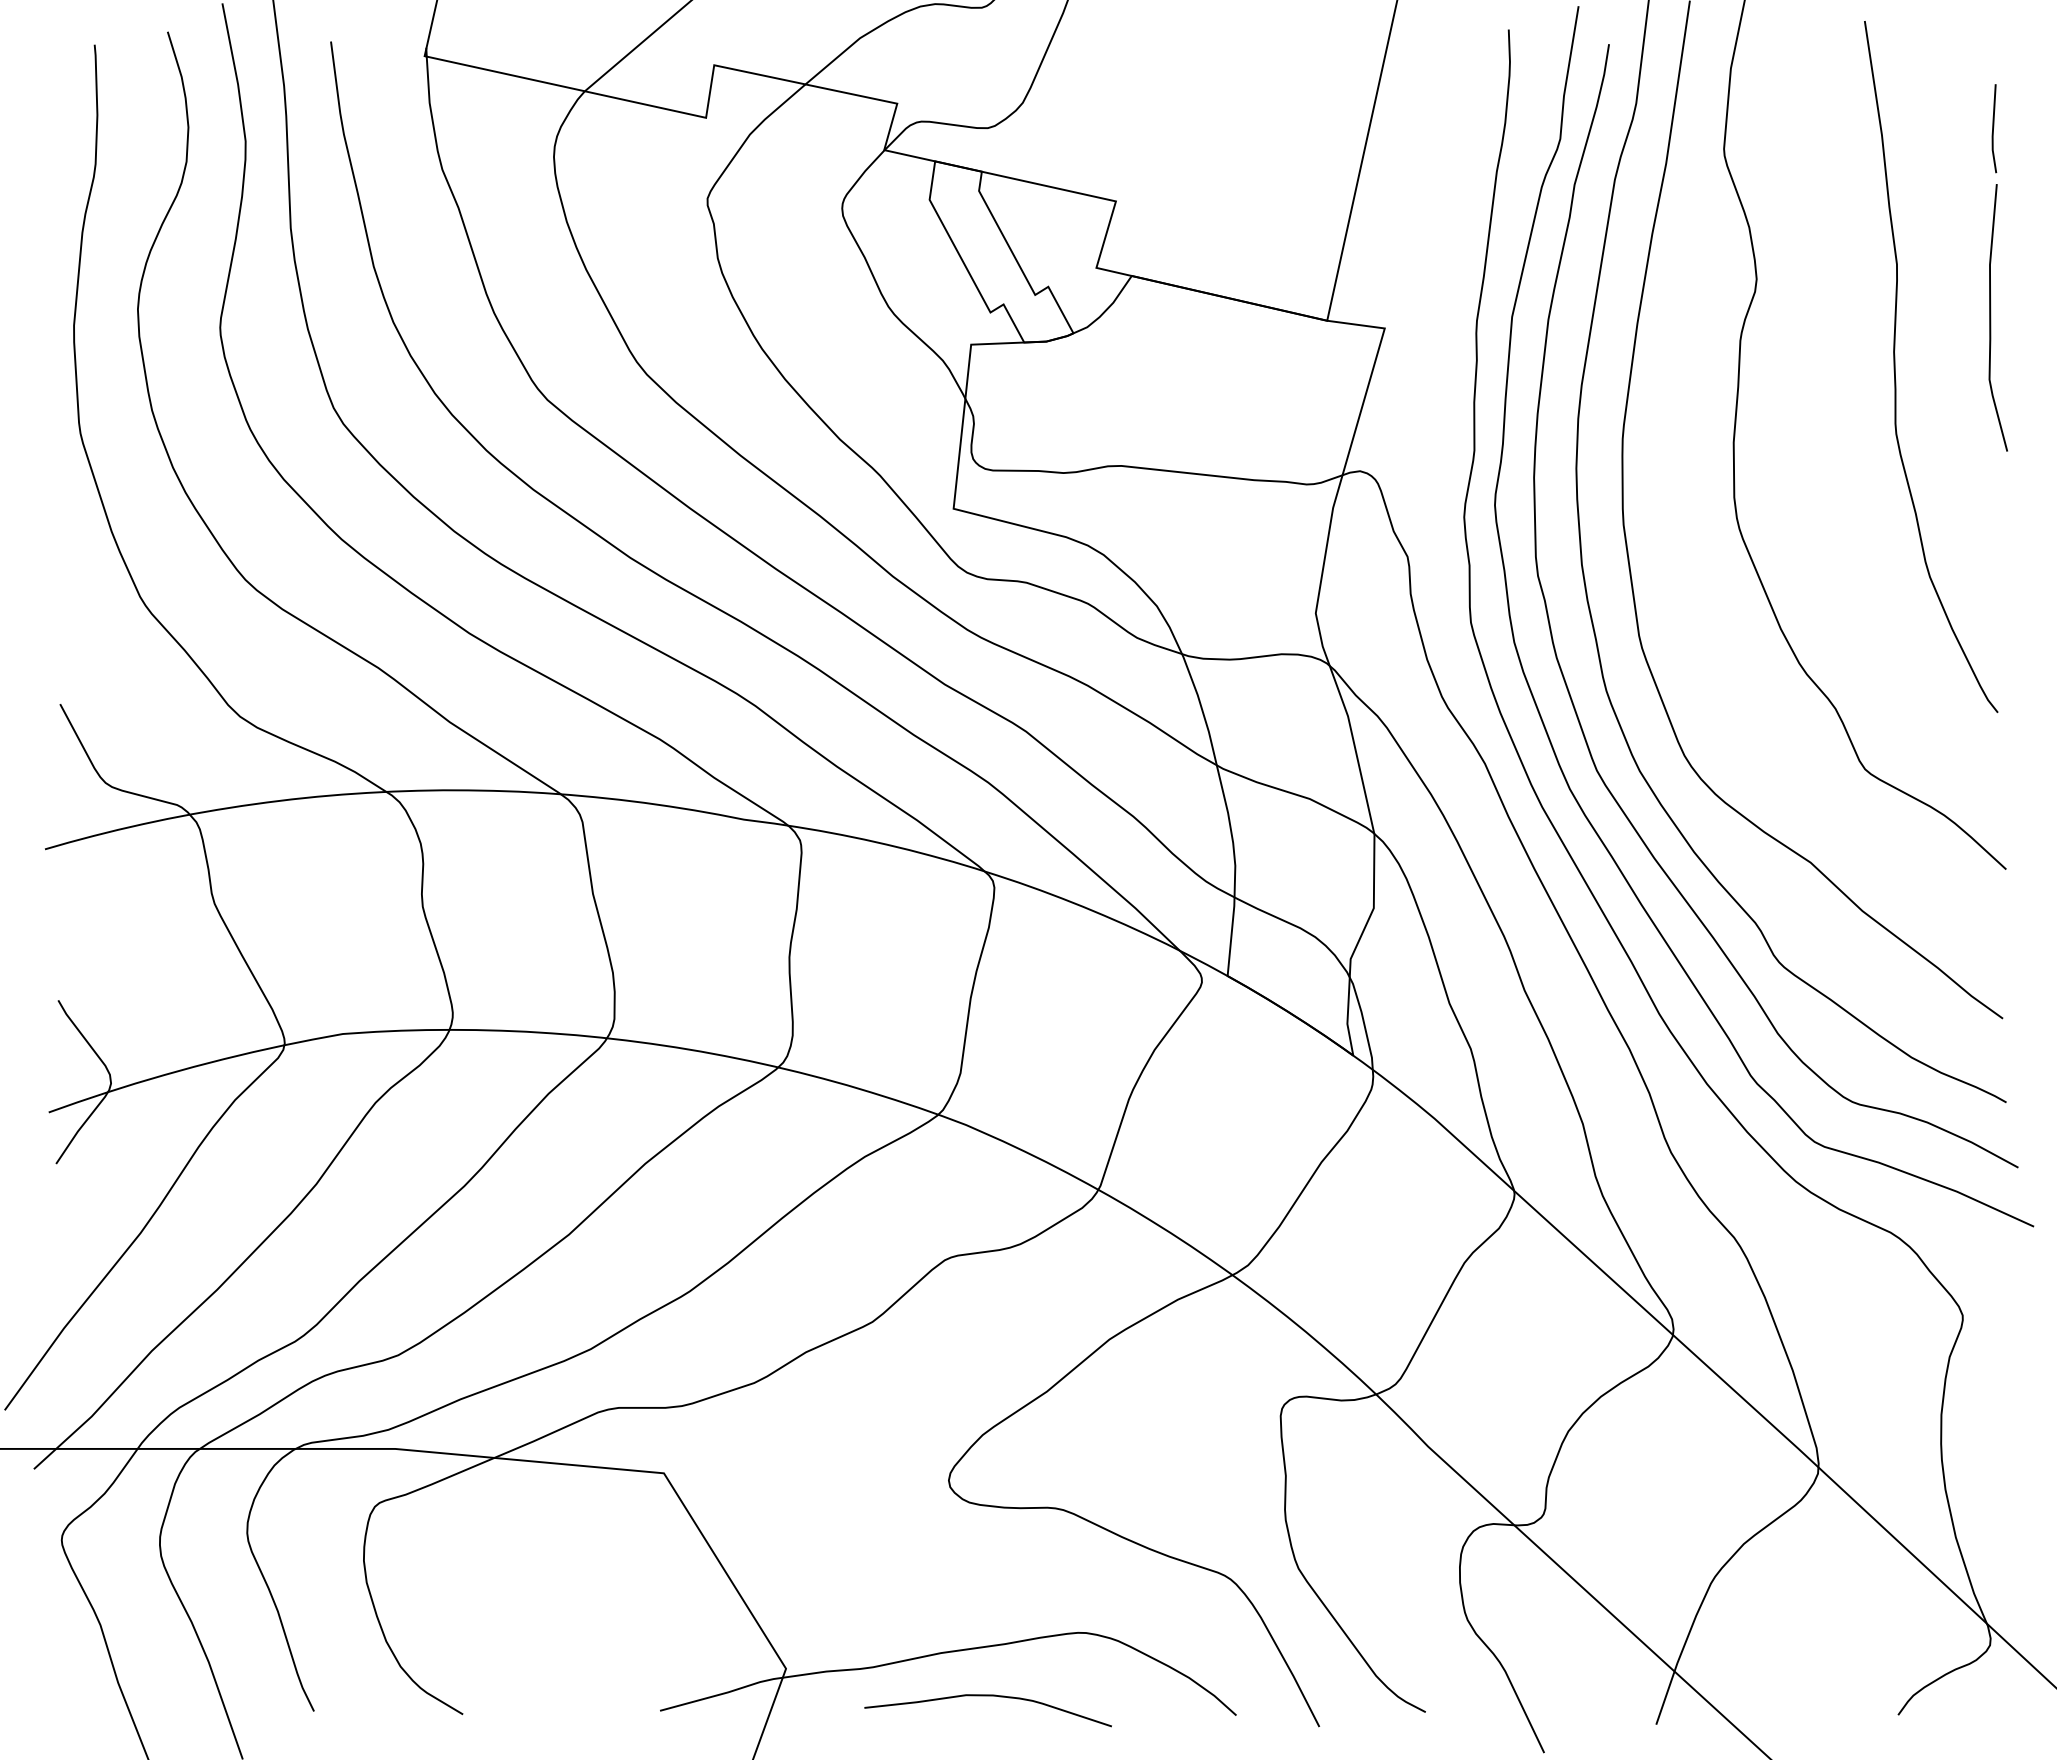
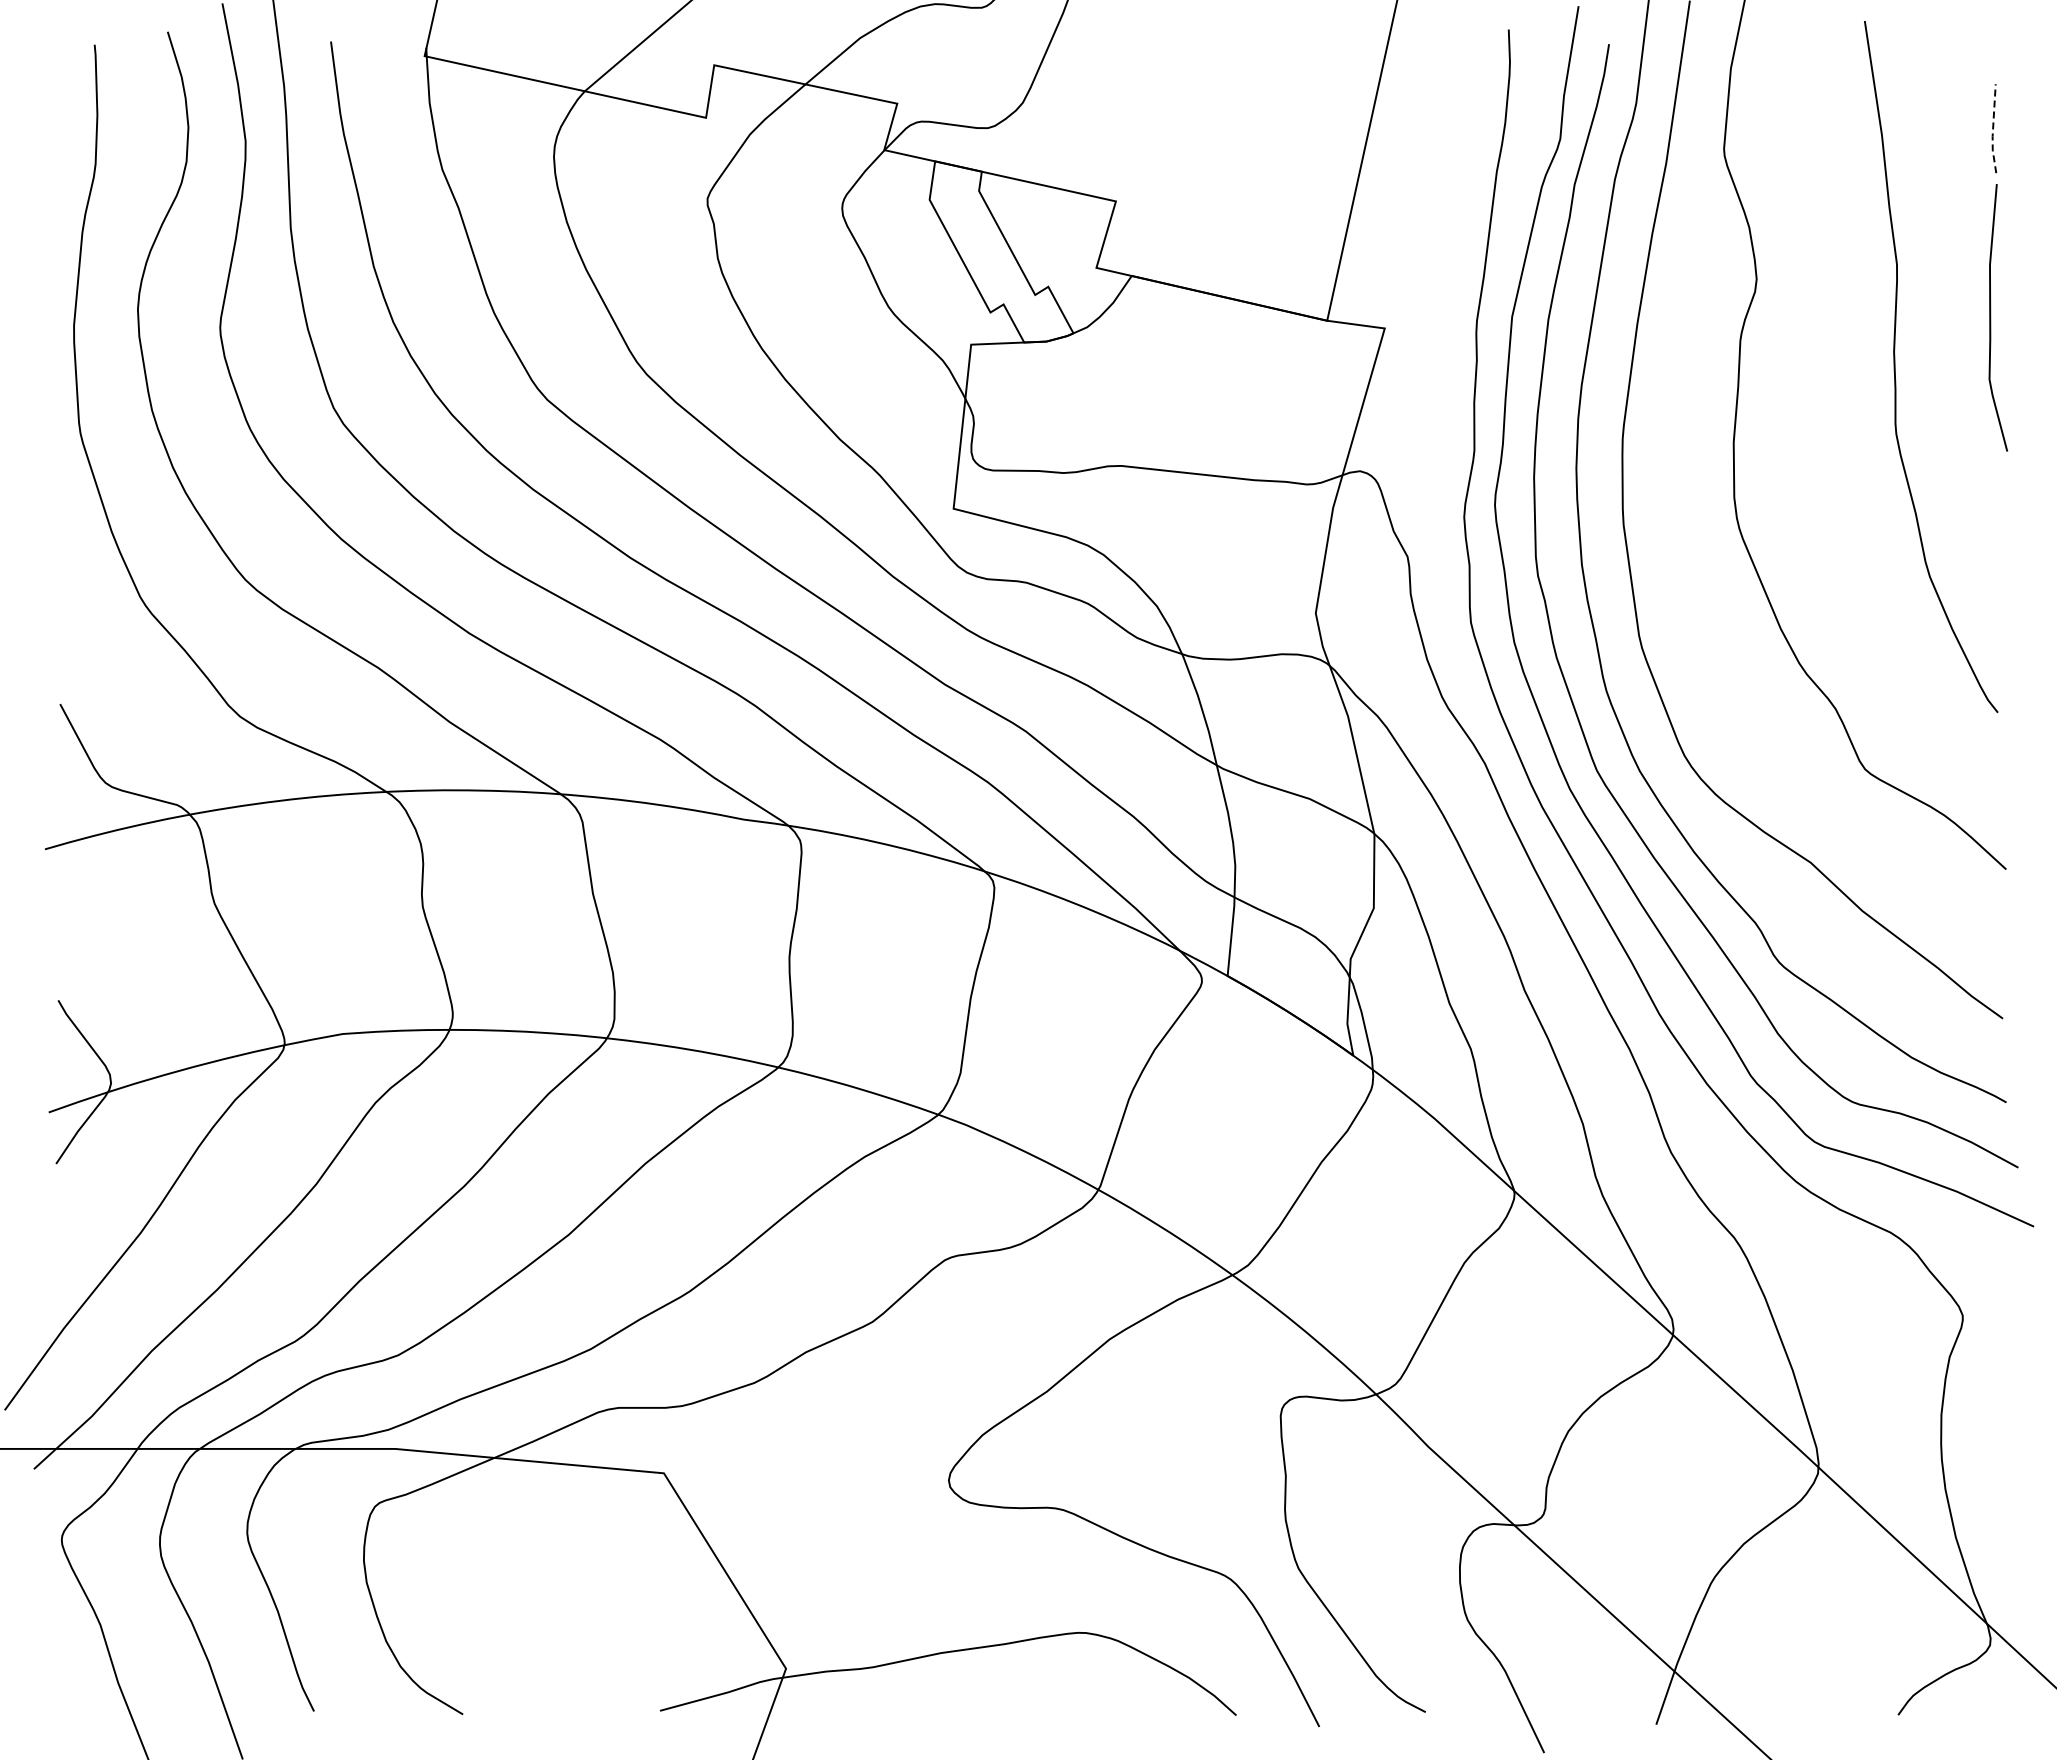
line: solid -> dashed (1993, 129)
curve: present -> none (987, 1696)
